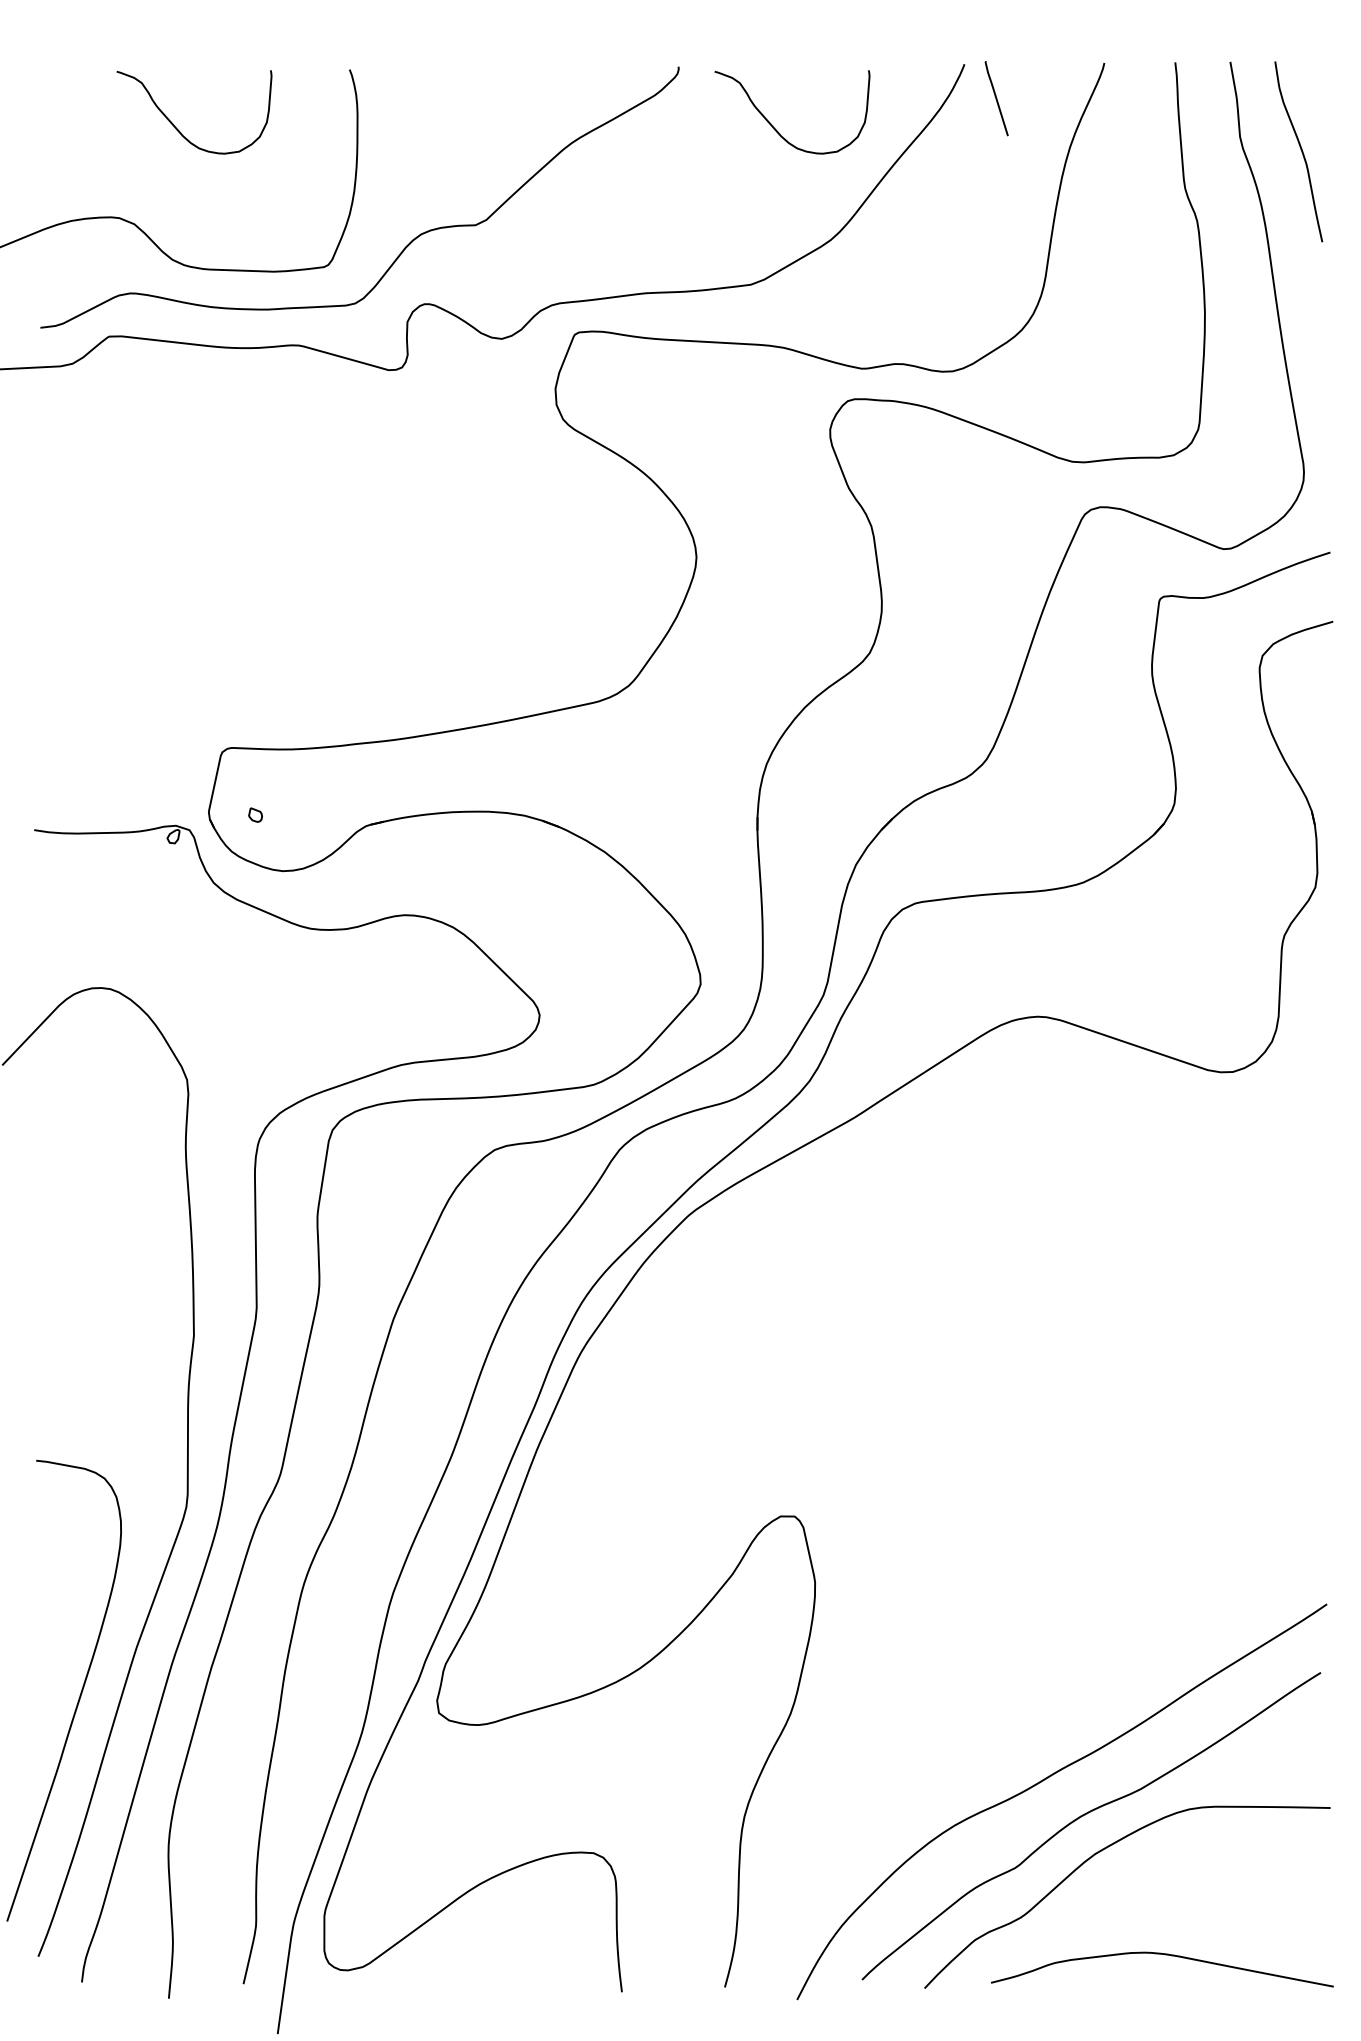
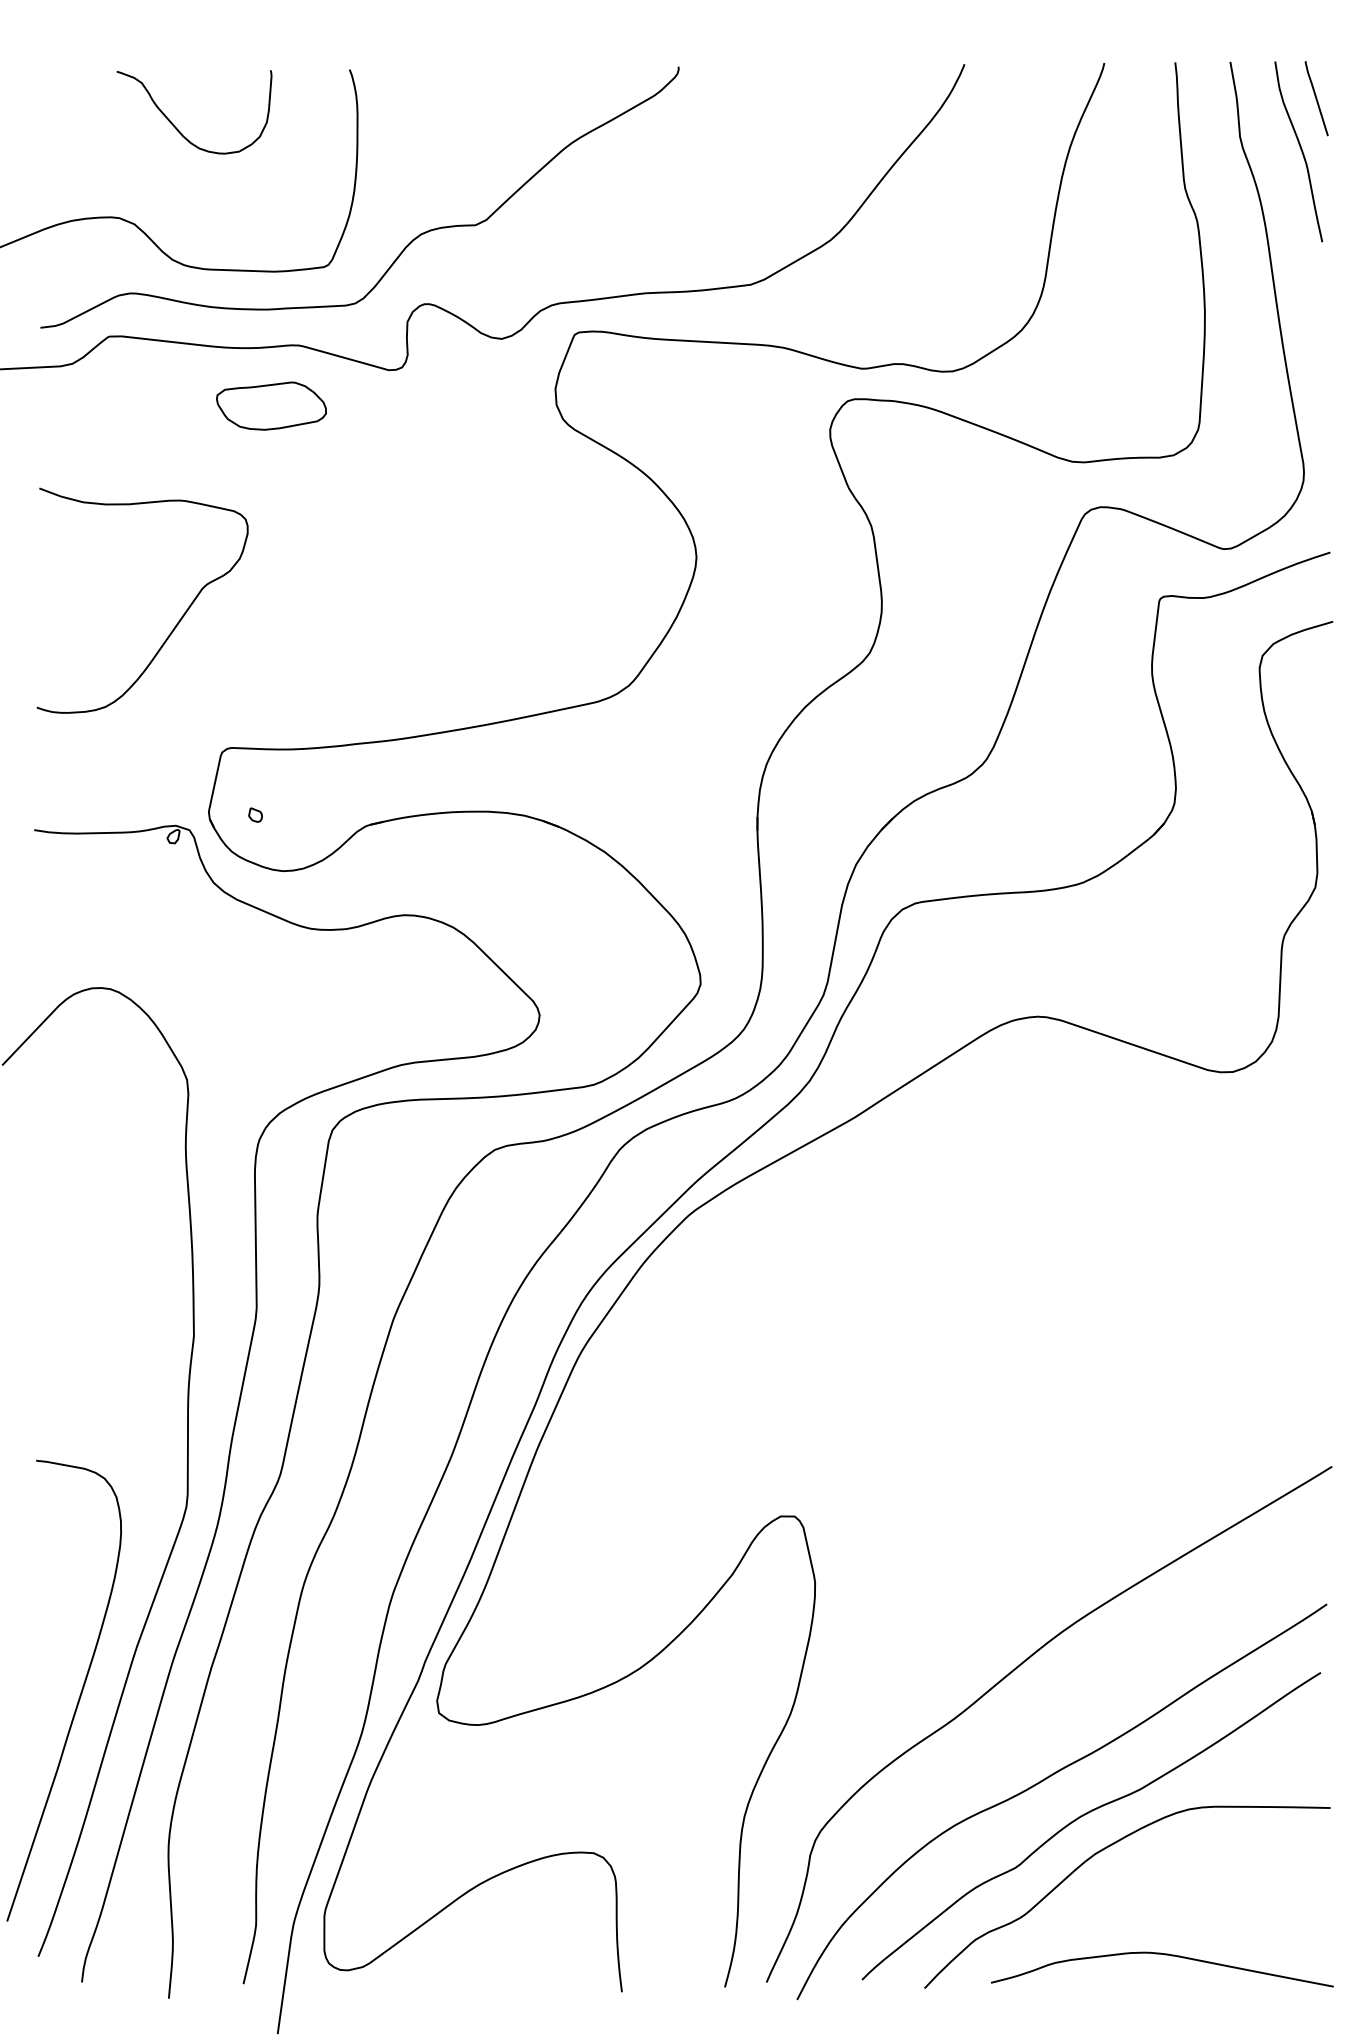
line position: (996, 98) -> (1316, 98) (1316, 98)
curve: present -> none (772, 124)
part: none -> present (271, 405)
curve: none -> present (174, 626)
curve: none -> present (1010, 1674)
